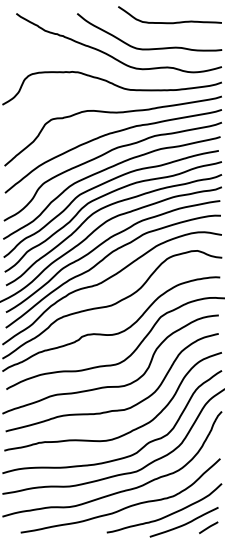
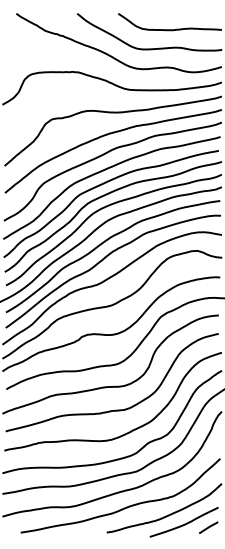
curve position: (169, 22) -> (169, 29) (169, 29)
